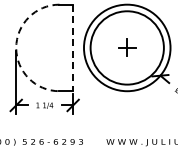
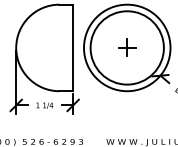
arc: dashed -> solid (16, 47)
line: dashed -> solid (73, 48)
